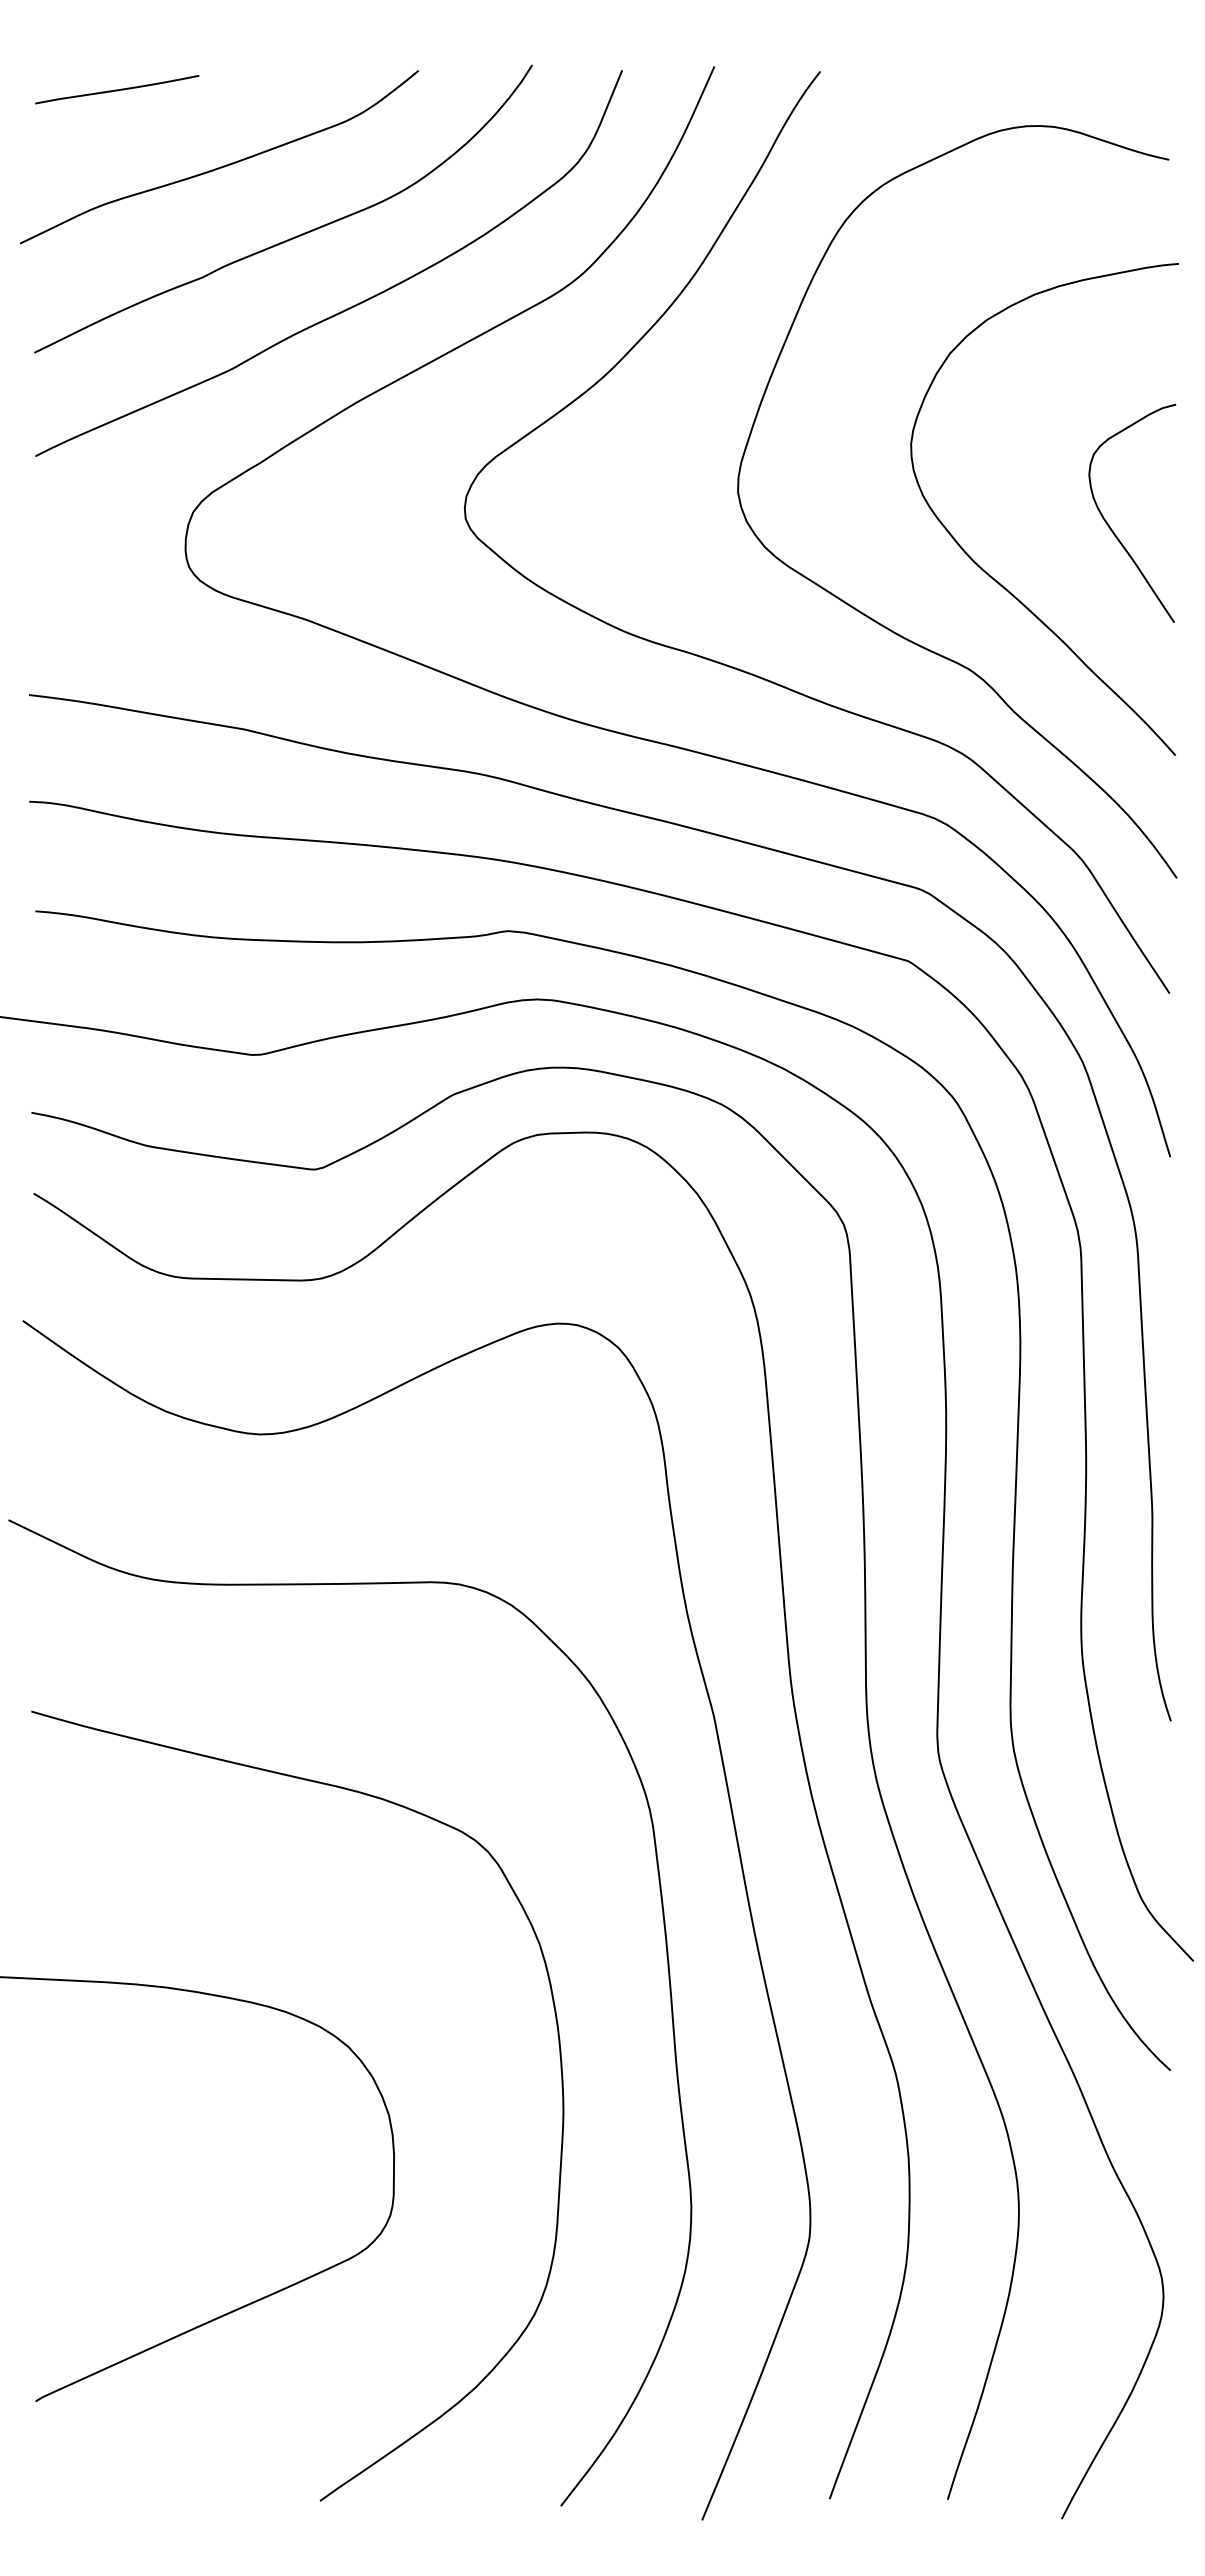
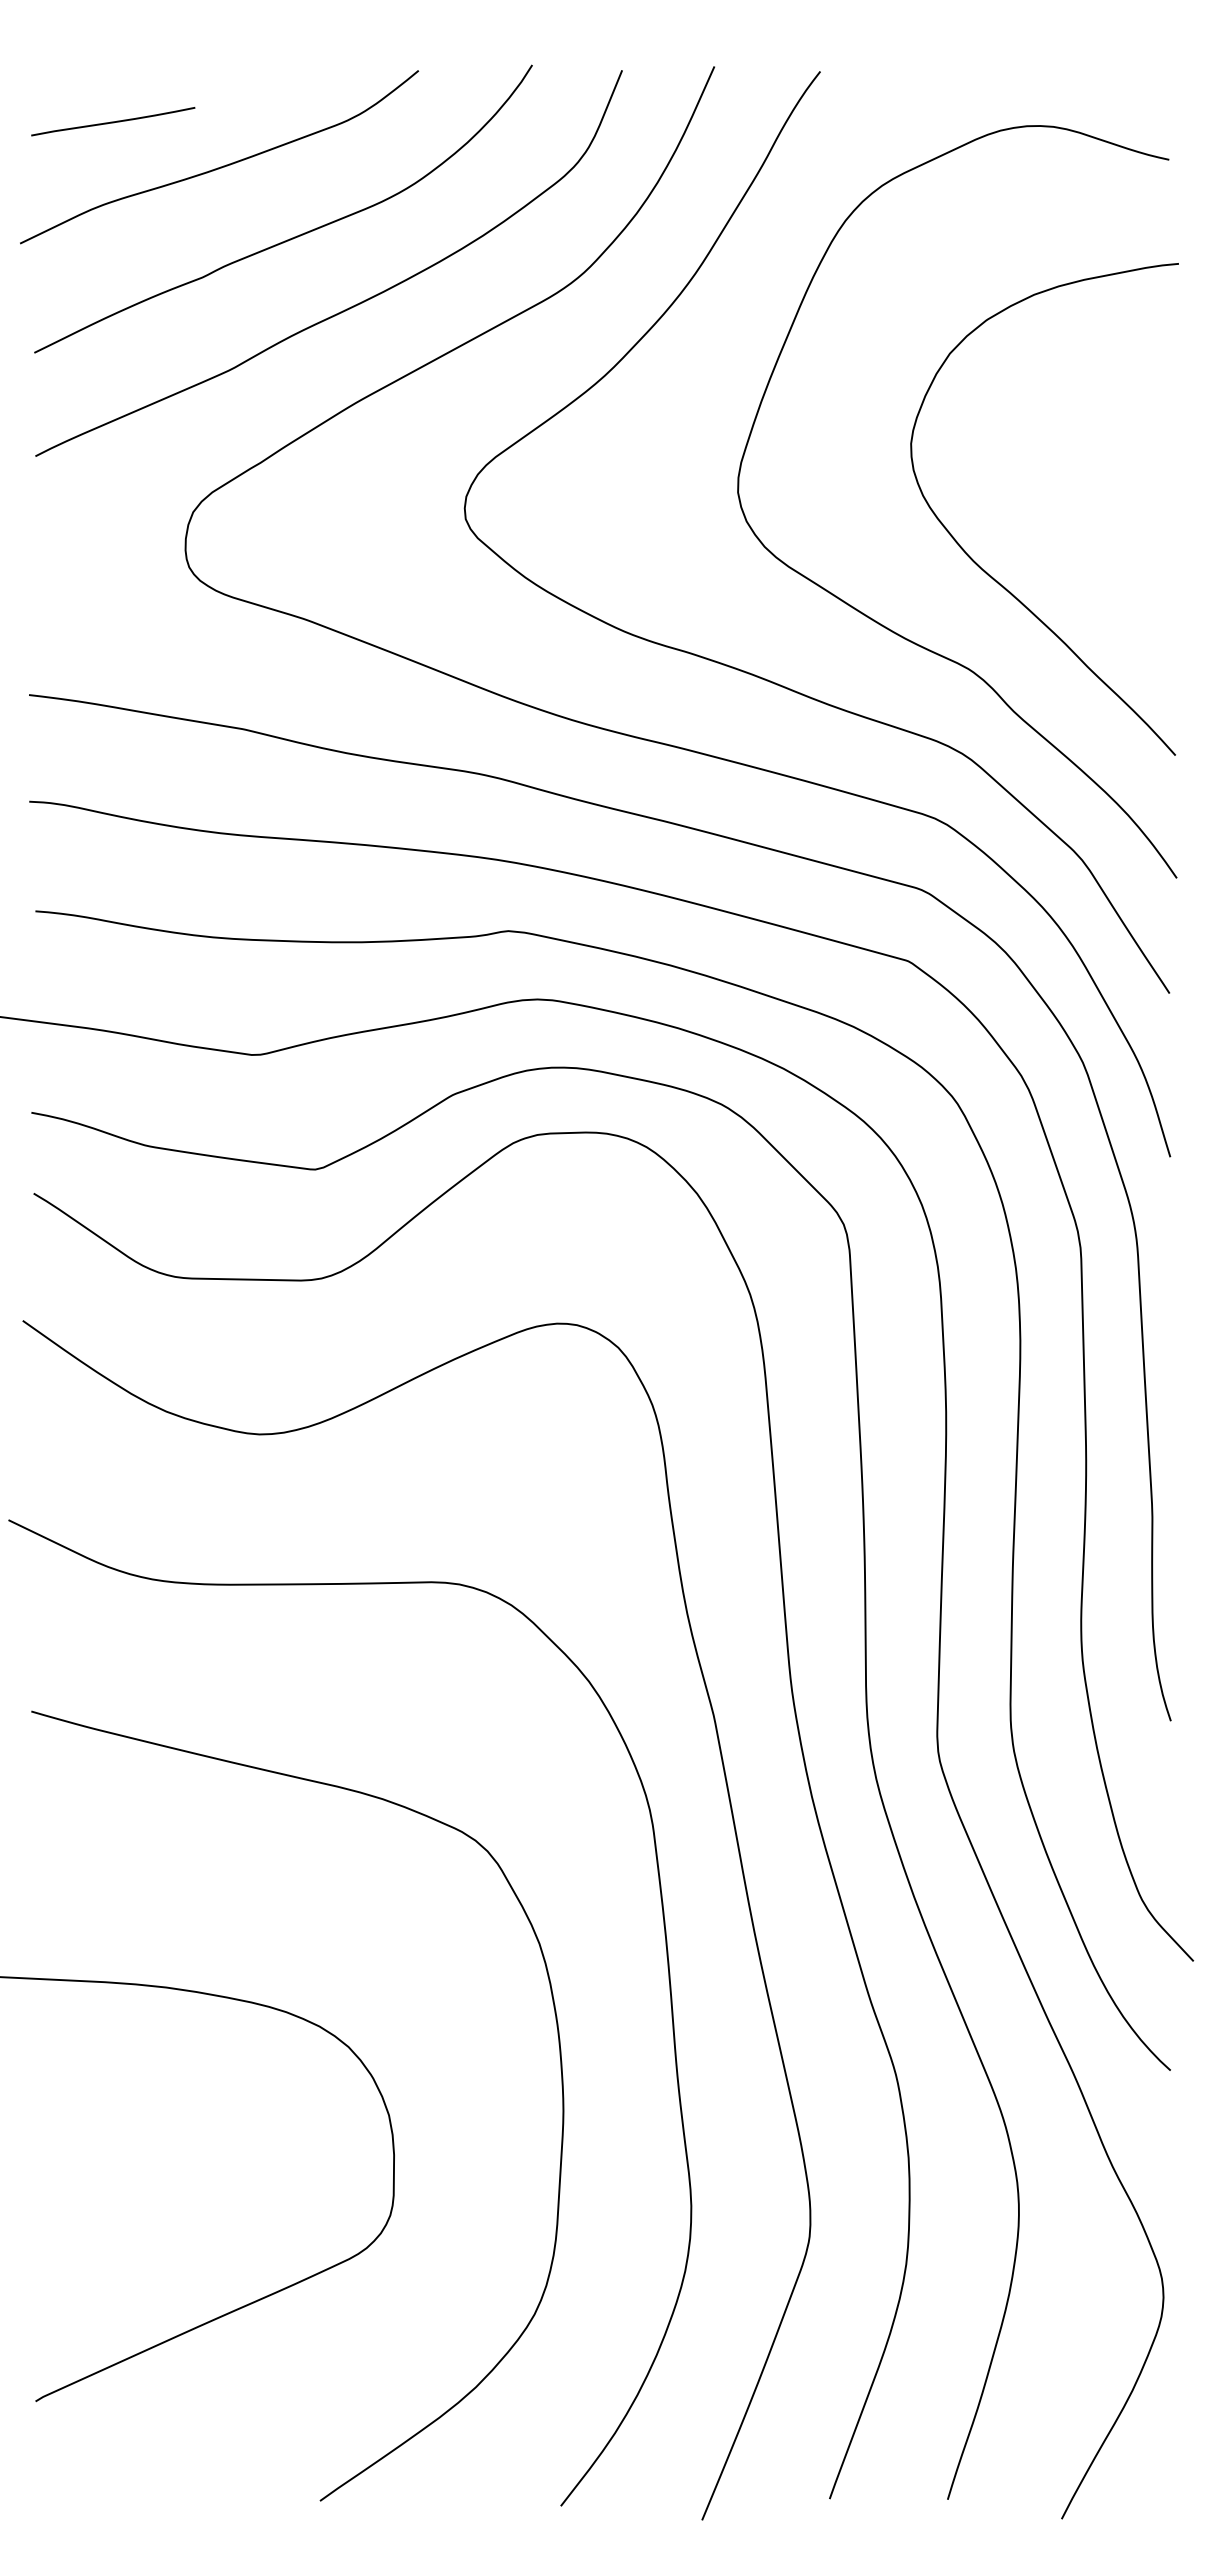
curve position: (117, 89) -> (113, 121) (113, 121)
curve: present -> none (1110, 526)
